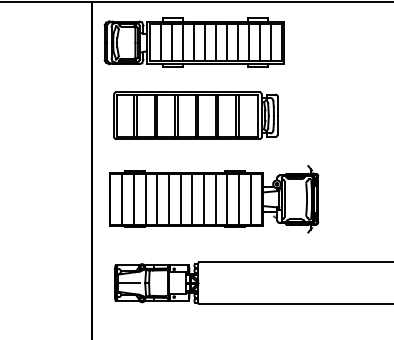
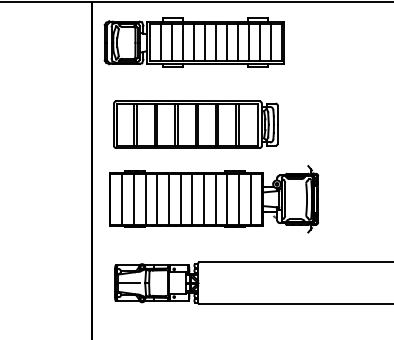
part position: (195, 115) -> (195, 124) (195, 124)
